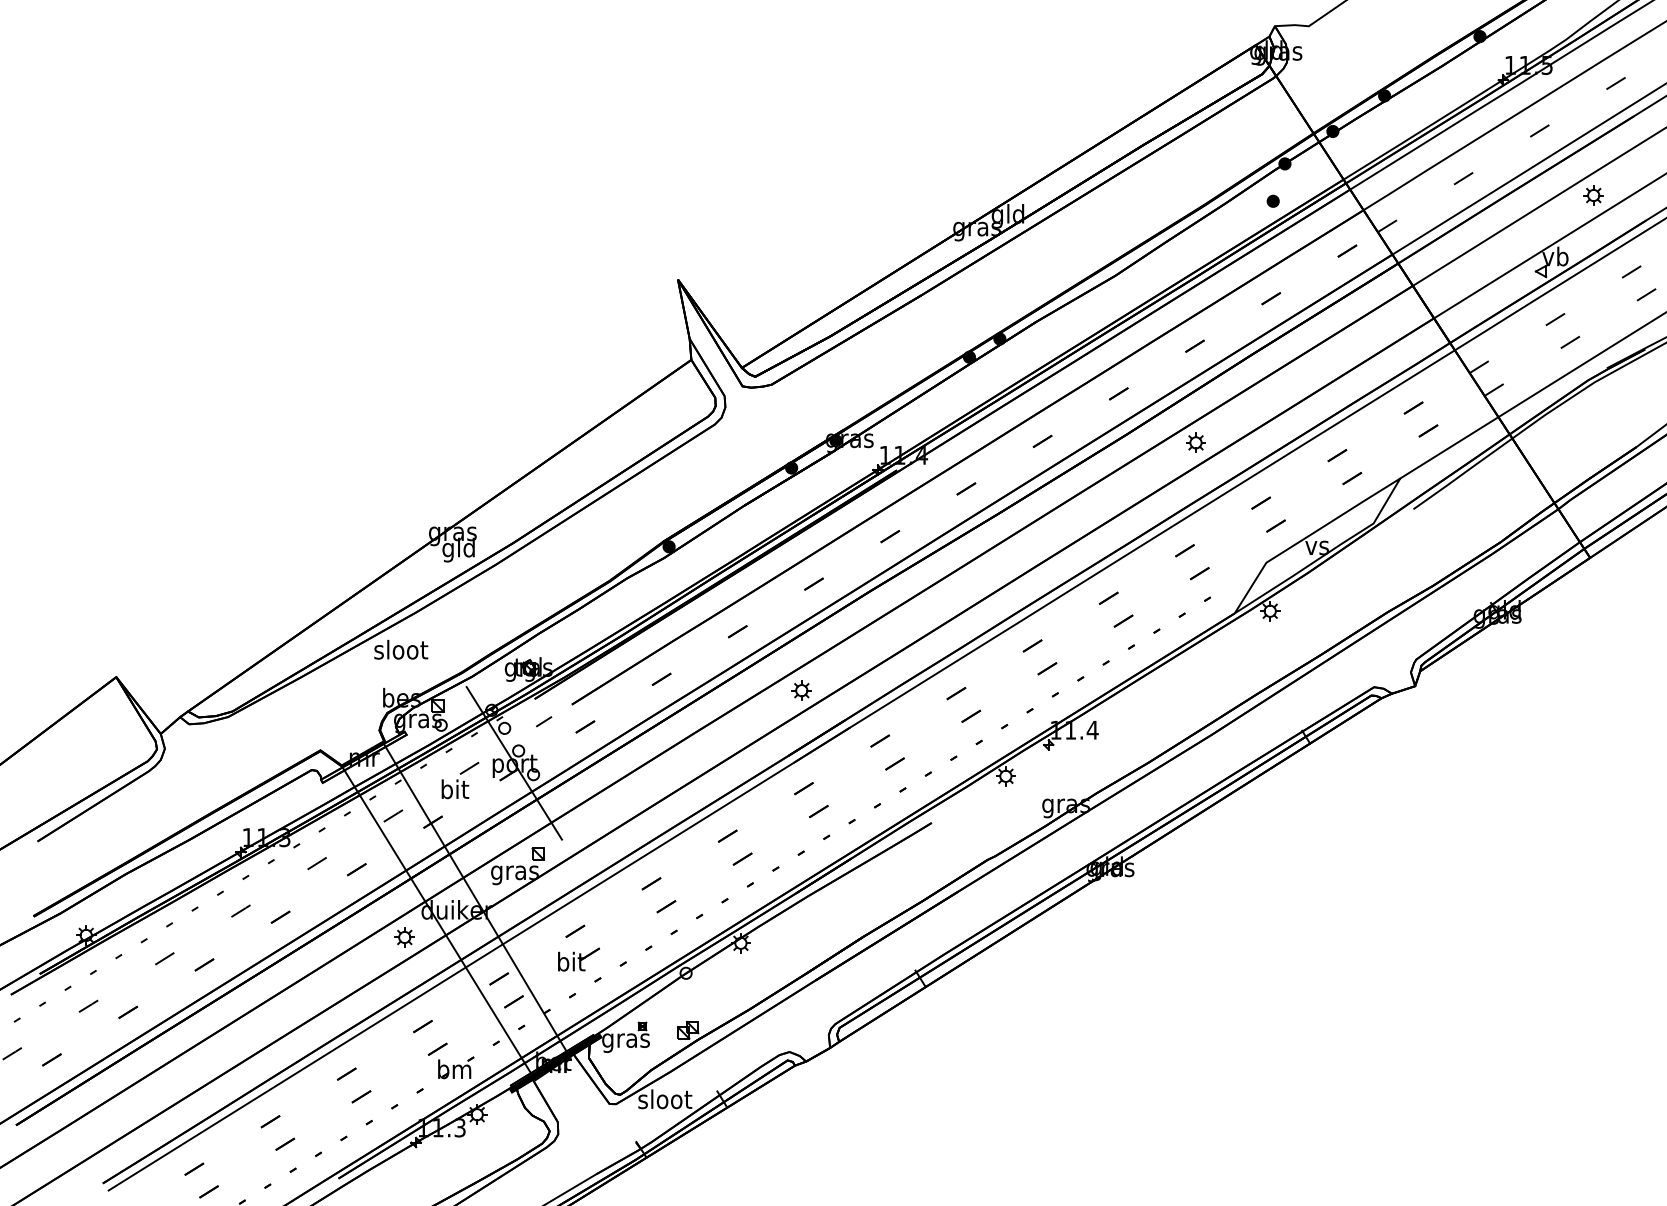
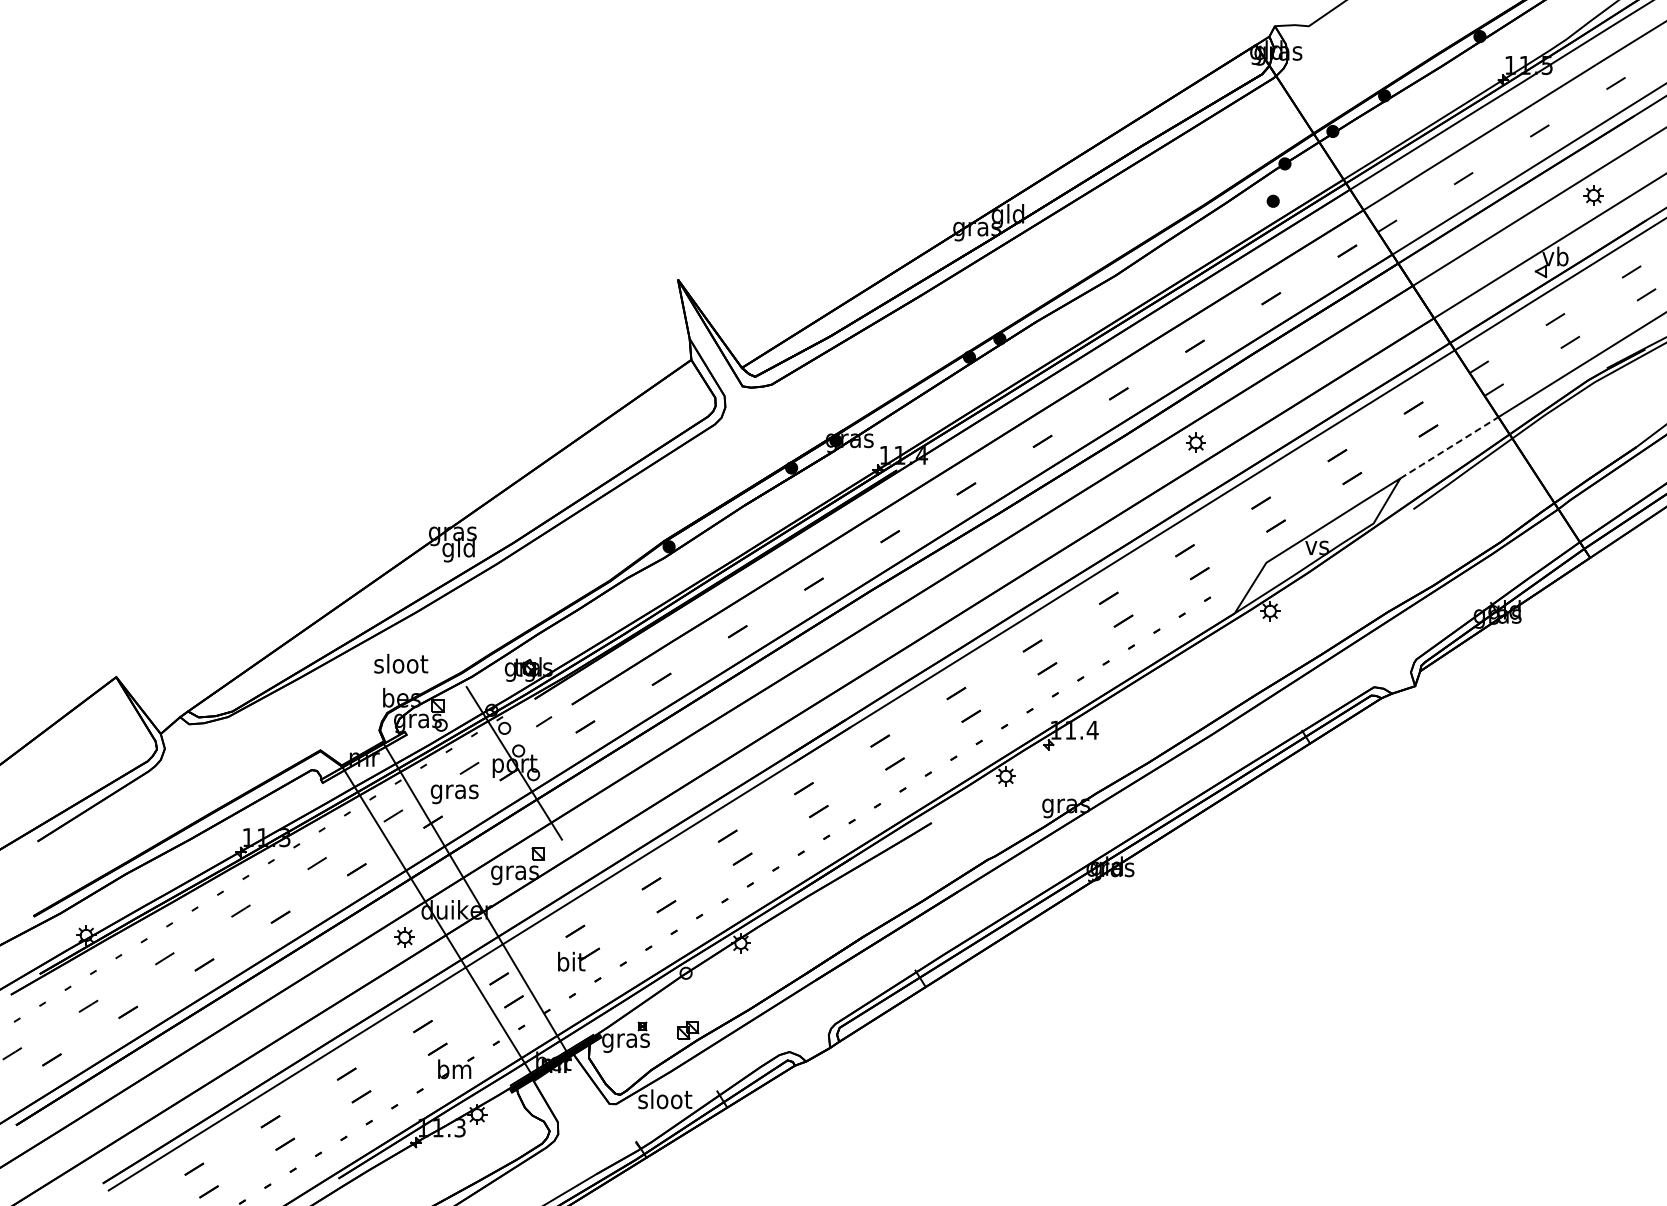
line: solid -> dashed (1449, 447)
text position: (401, 649) -> (401, 663) (401, 663)
part: present -> none (801, 690)
text: bit -> gras (454, 791)
